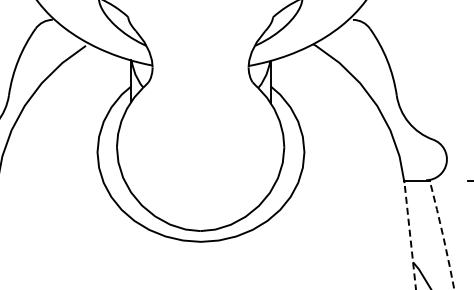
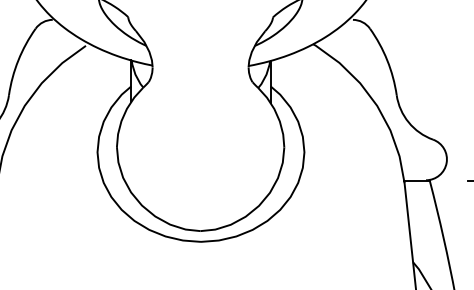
line: dashed -> solid (410, 235)
arc: dashed -> solid (443, 235)
